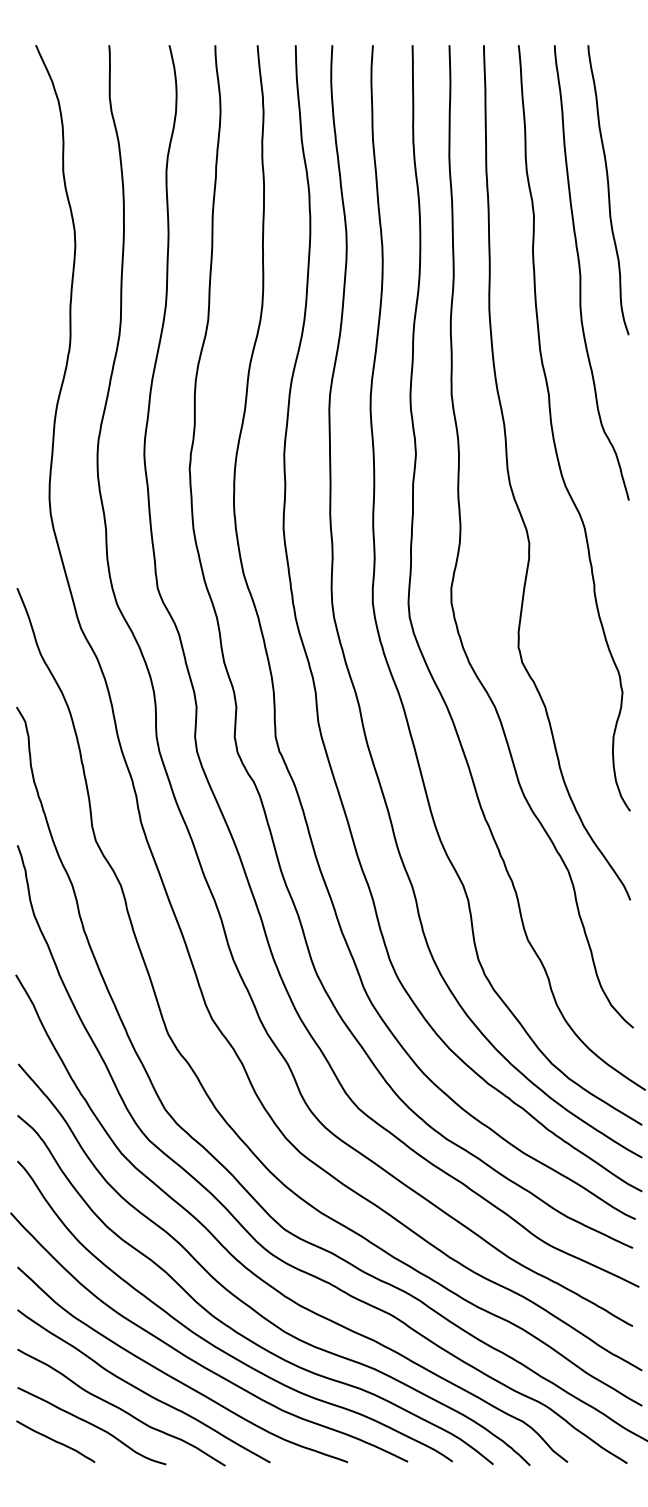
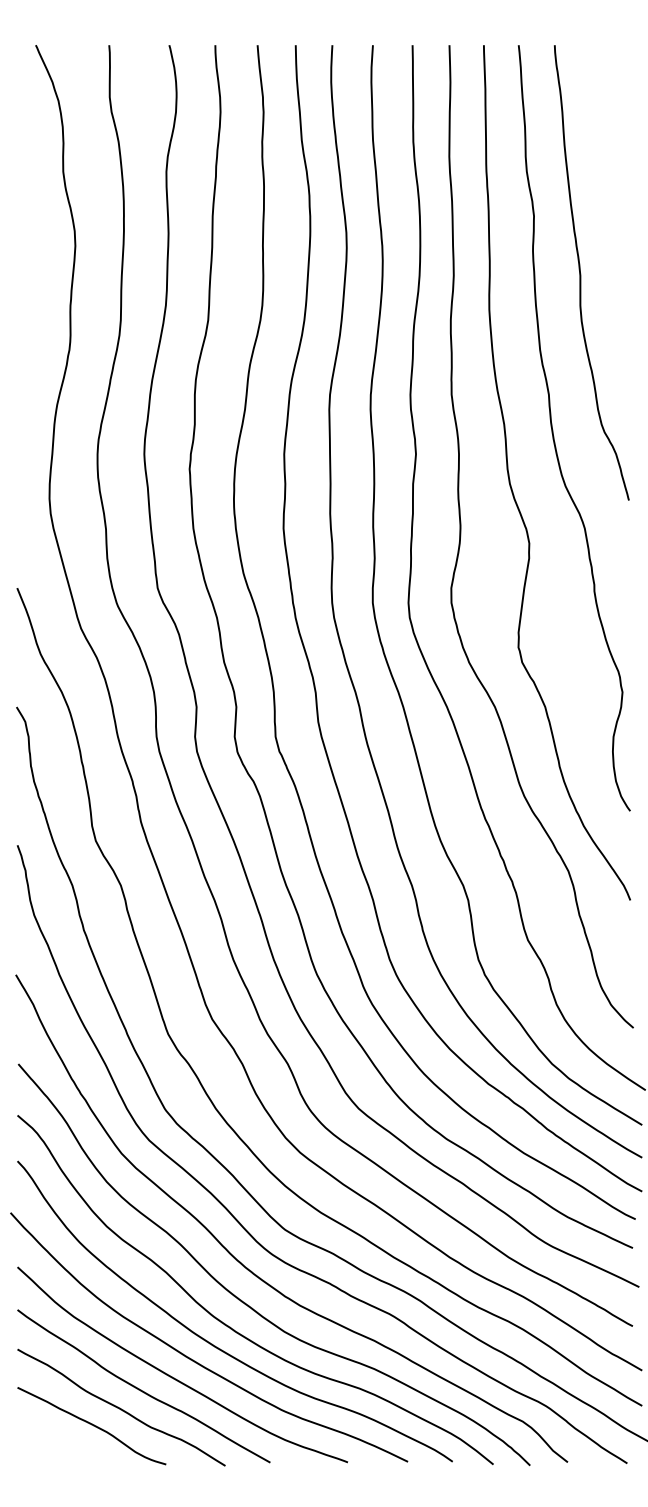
curve: present -> none (608, 190)
curve: present -> none (55, 1441)
